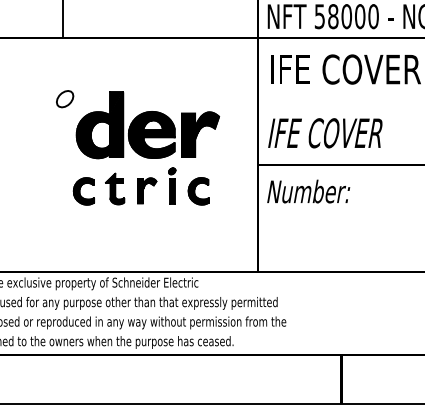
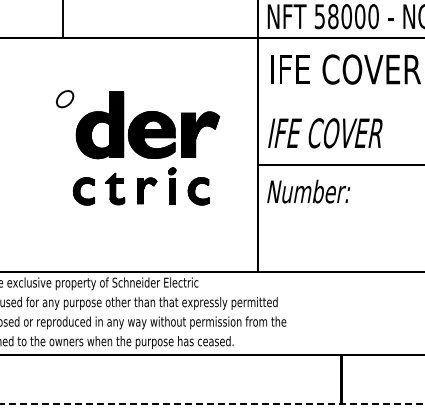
line: solid -> dashed (213, 404)
